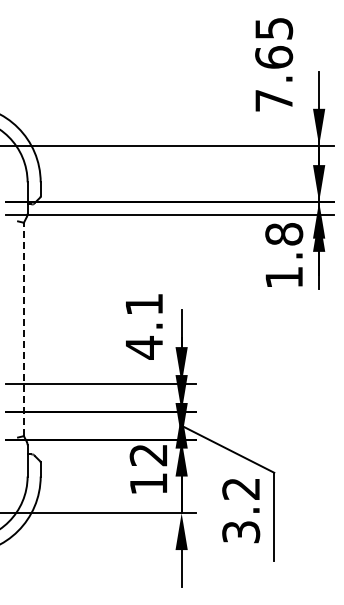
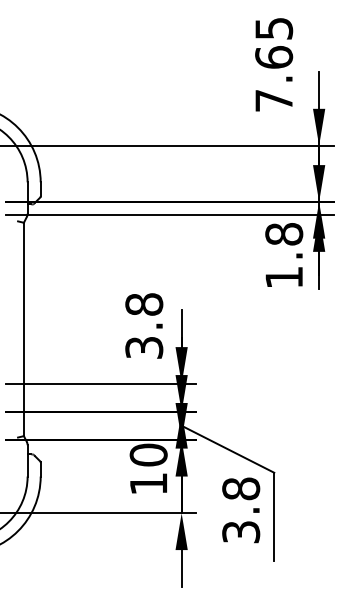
text: 4.1 -> 3.8 (144, 326)
line: dashed -> solid (23, 329)
text: 12 -> 10 (148, 454)
text: 3.2 -> 3.8 (241, 488)
